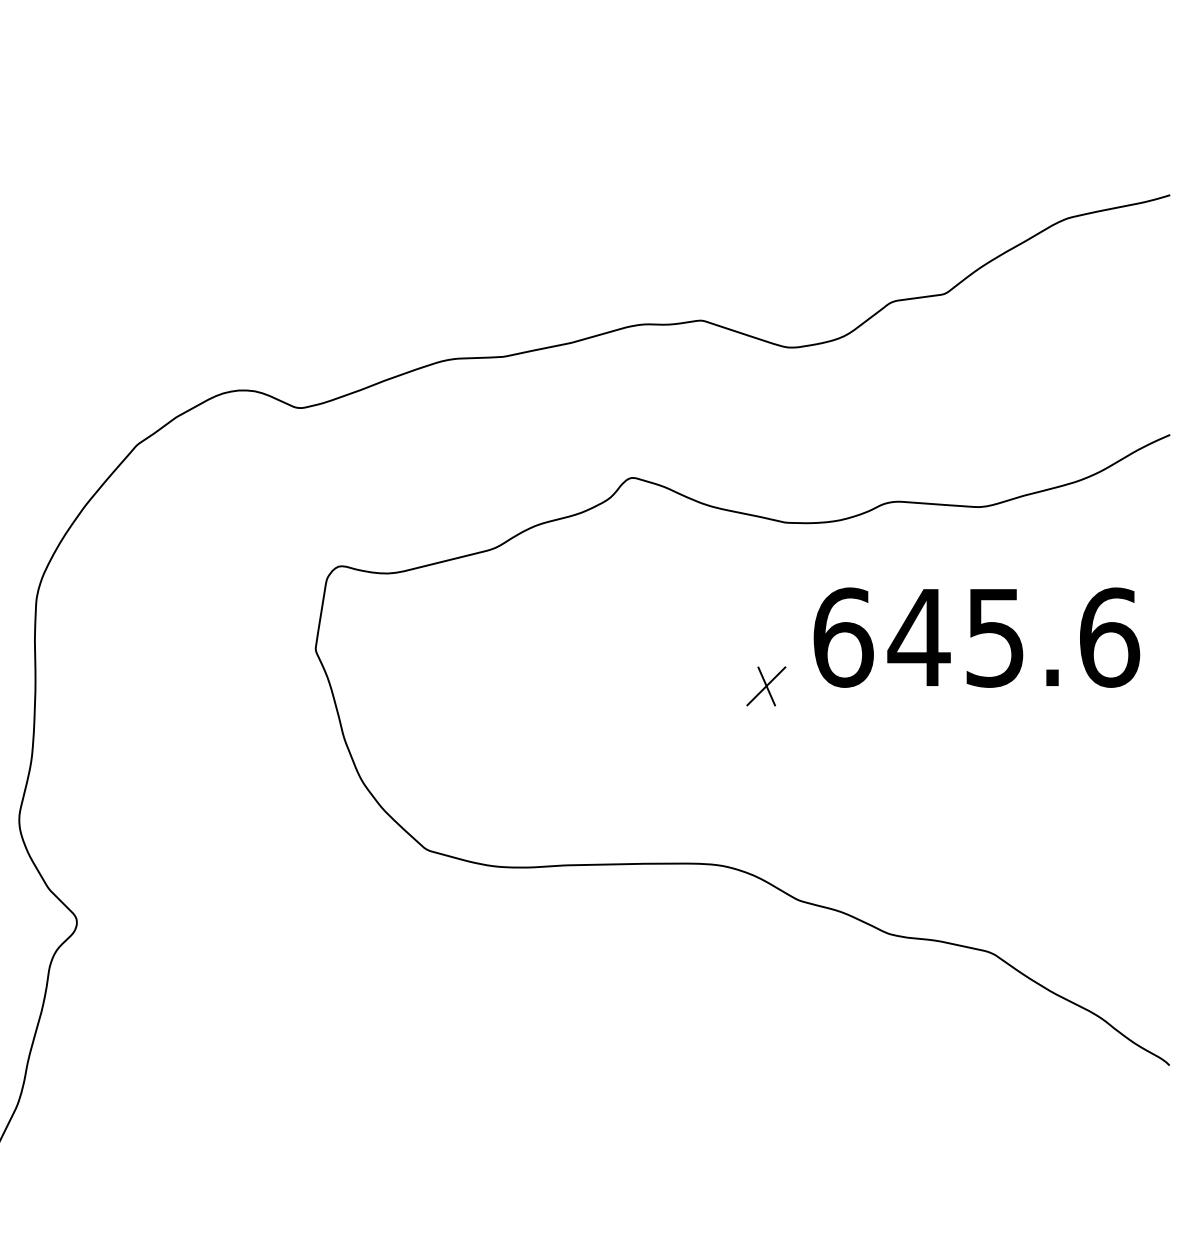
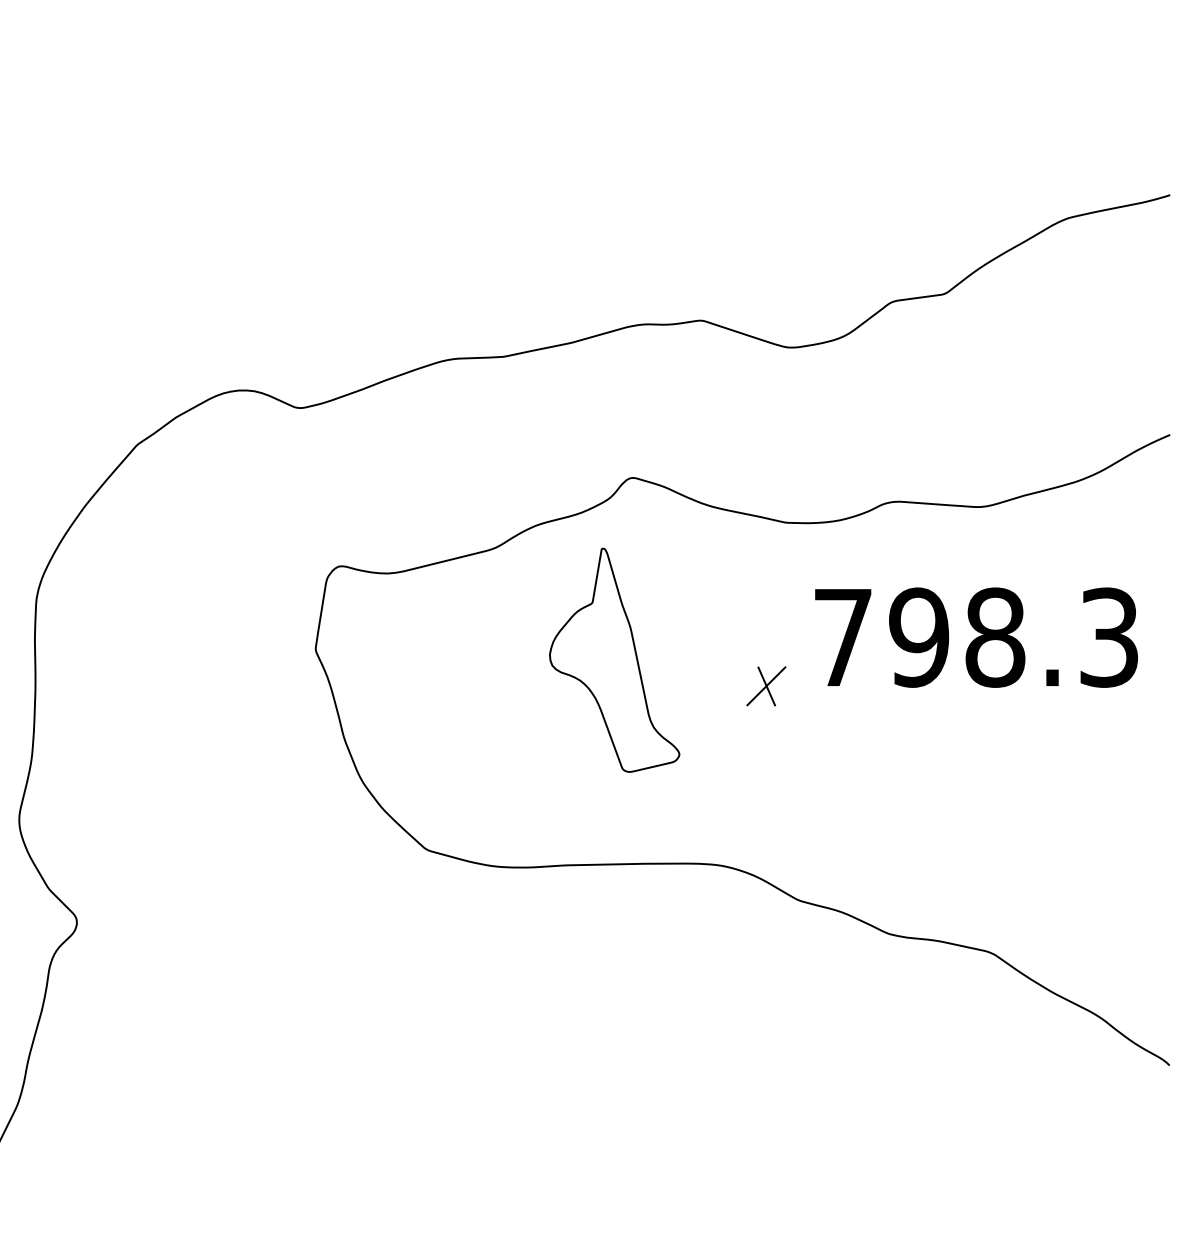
text: 645.6 -> 798.3 (976, 637)
part: none -> present (614, 659)
